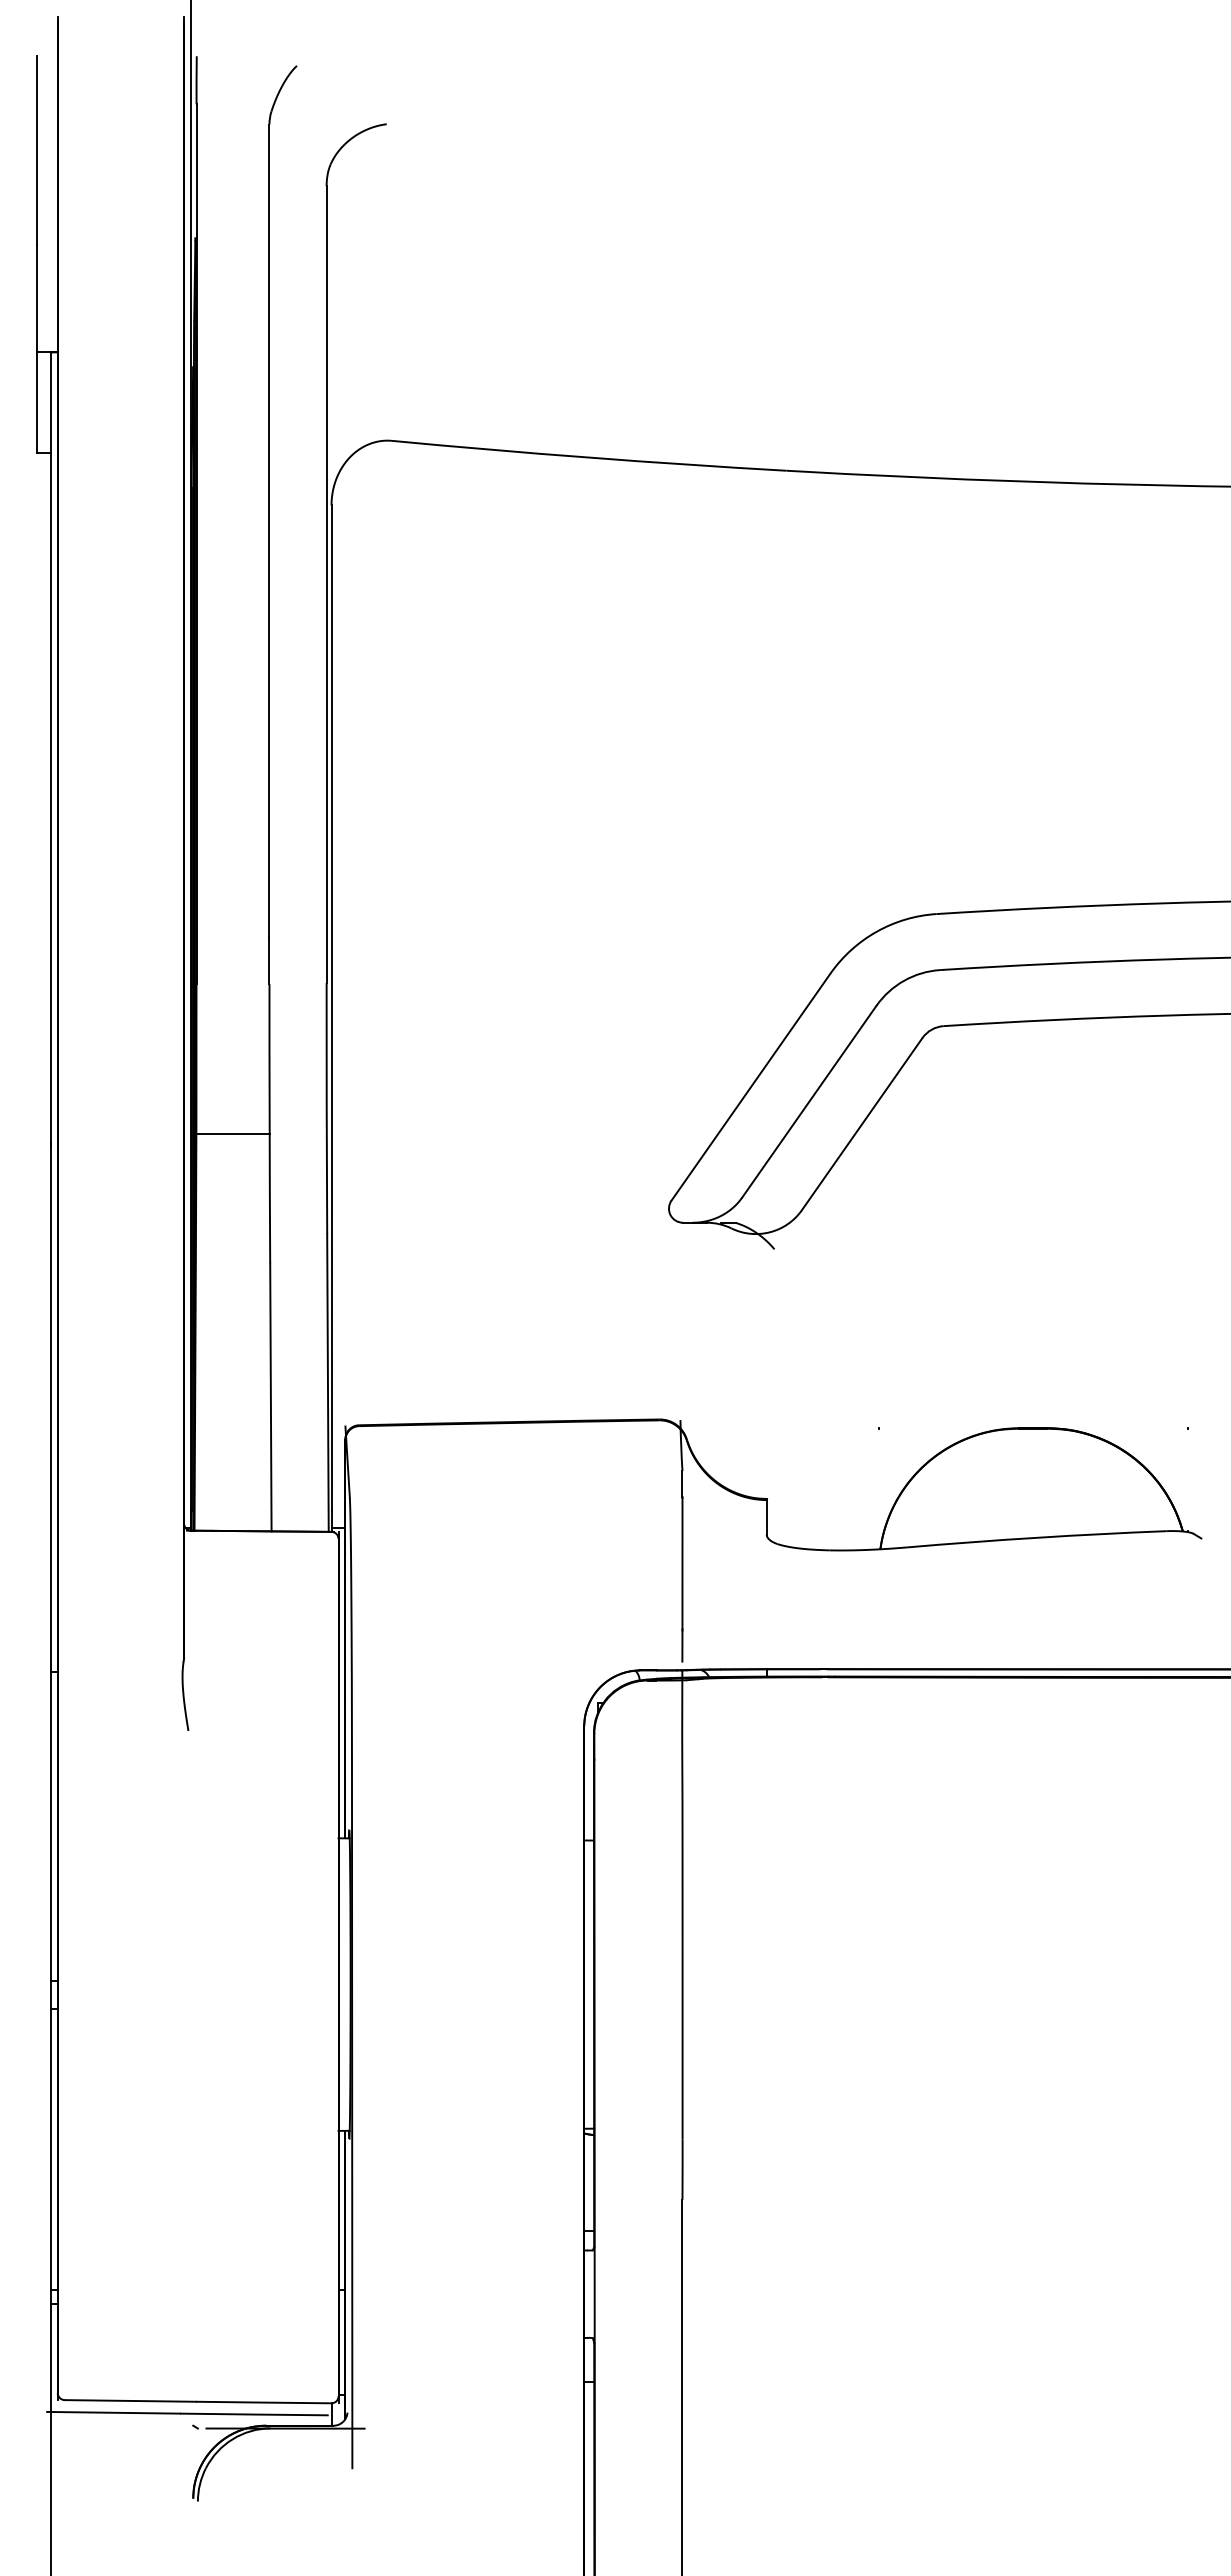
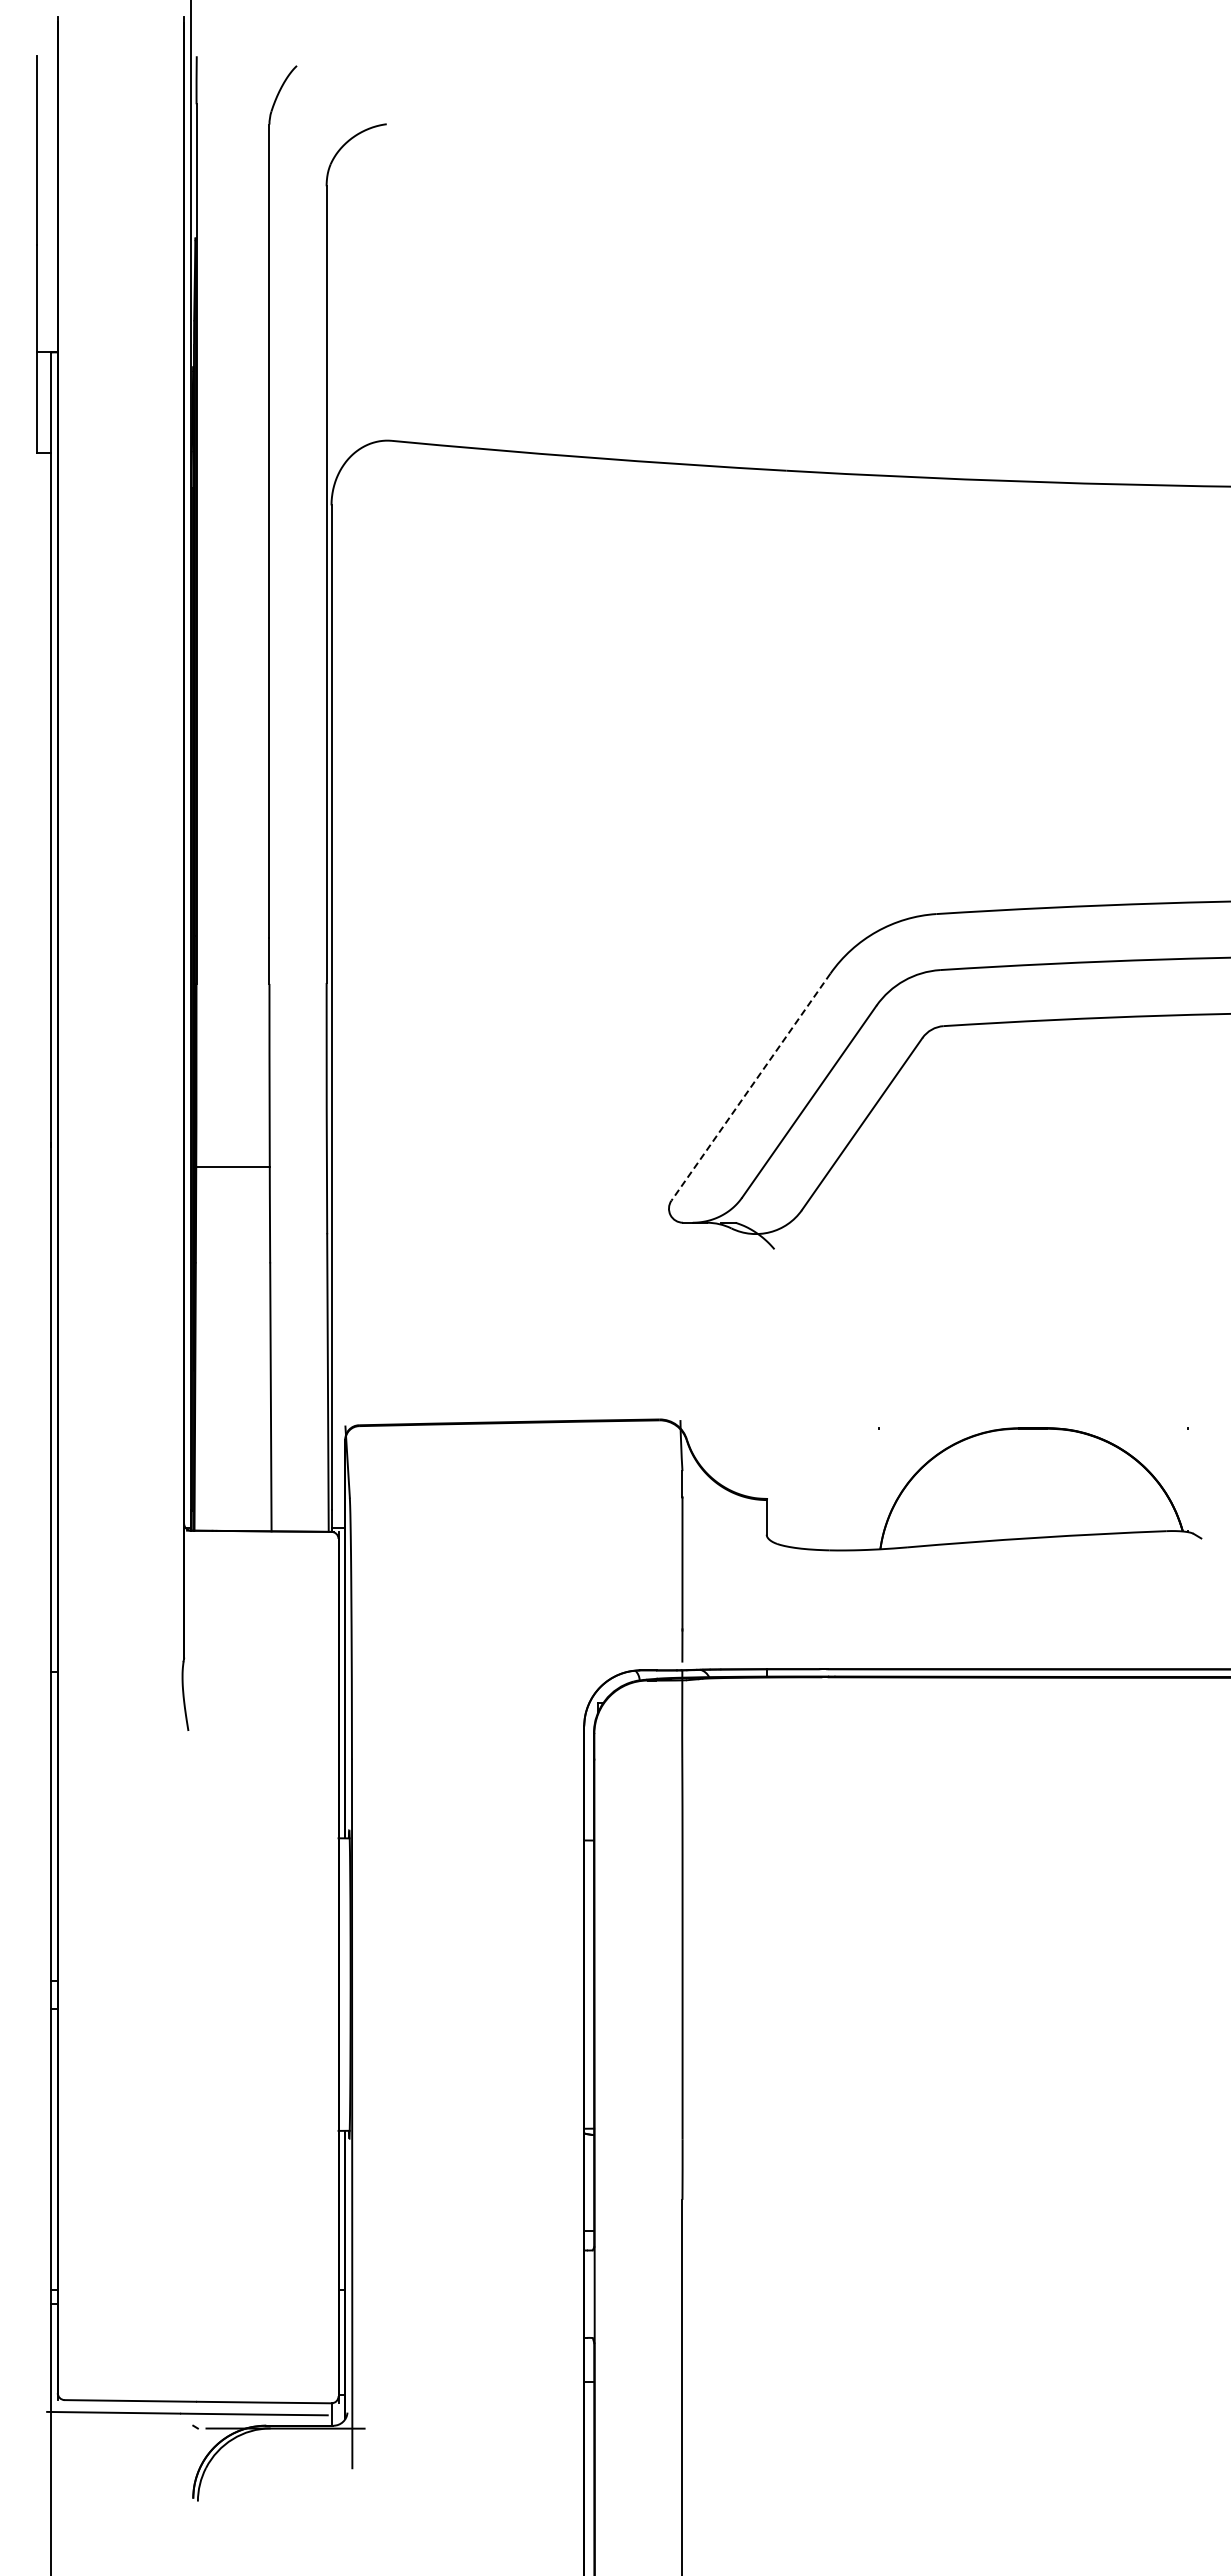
line: solid -> dashed (750, 1087)
line position: (232, 1134) -> (232, 1167) (232, 1167)
